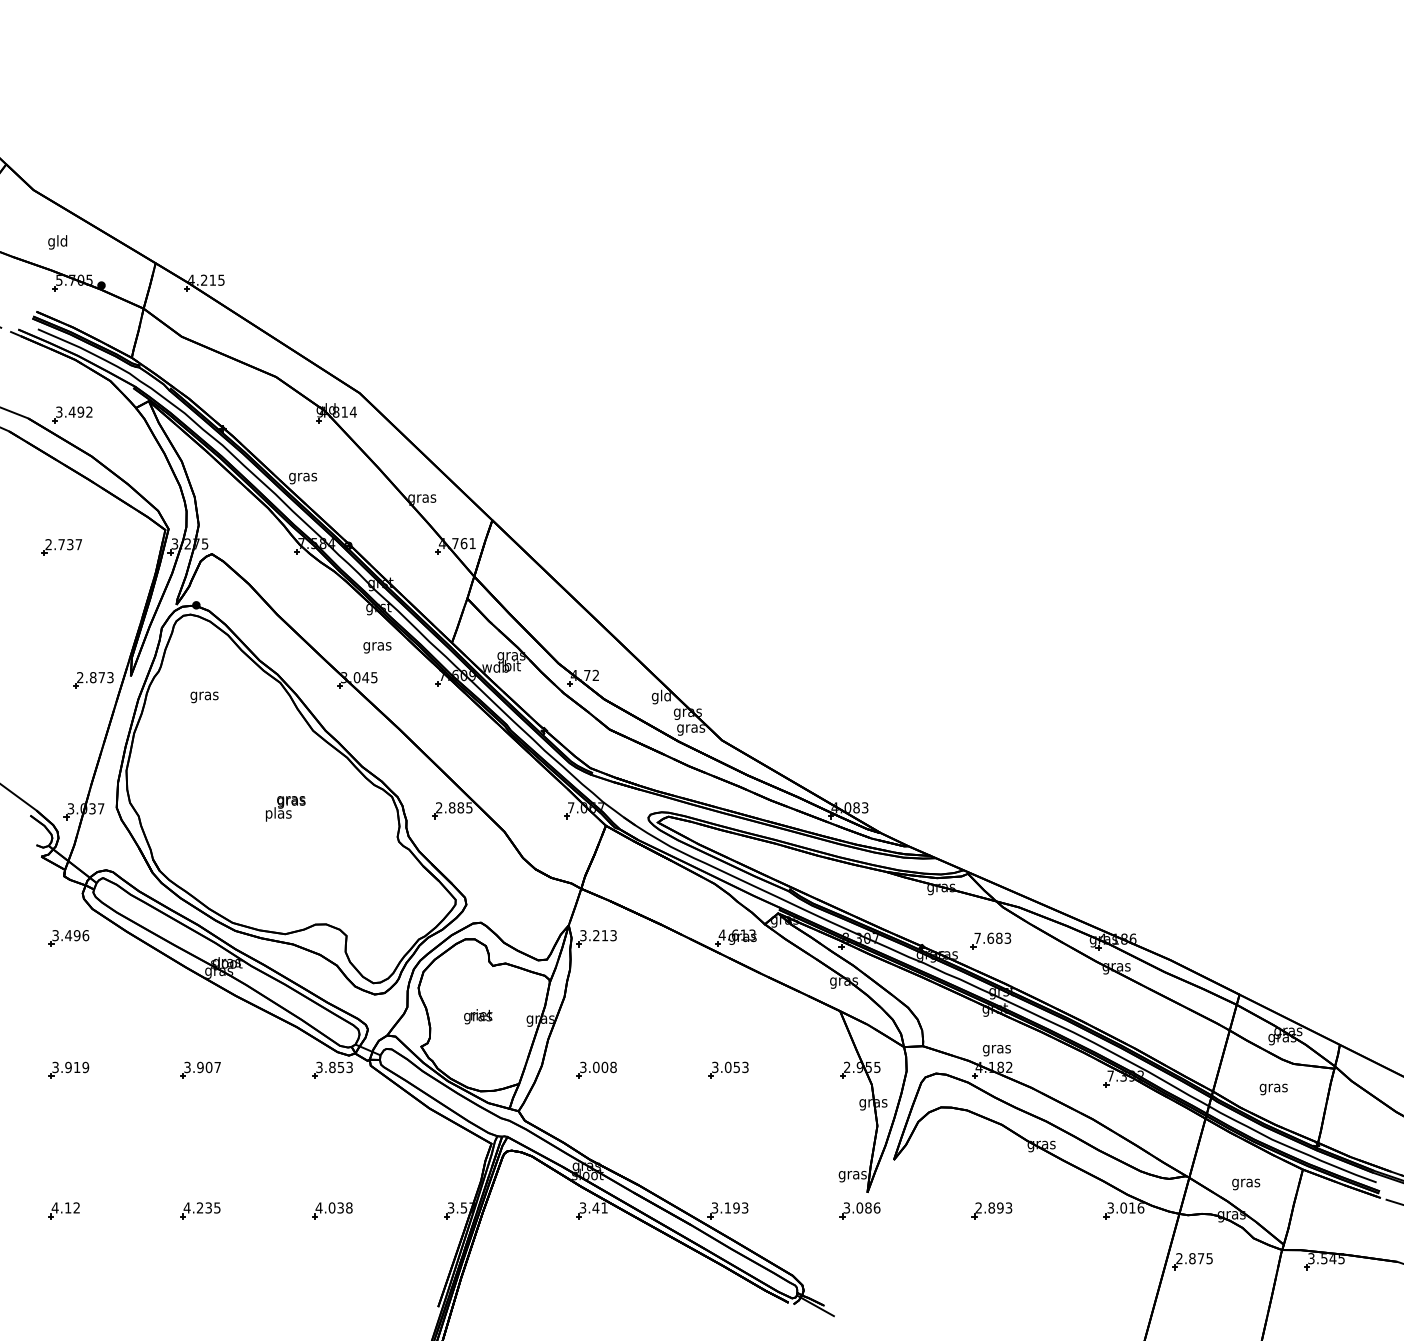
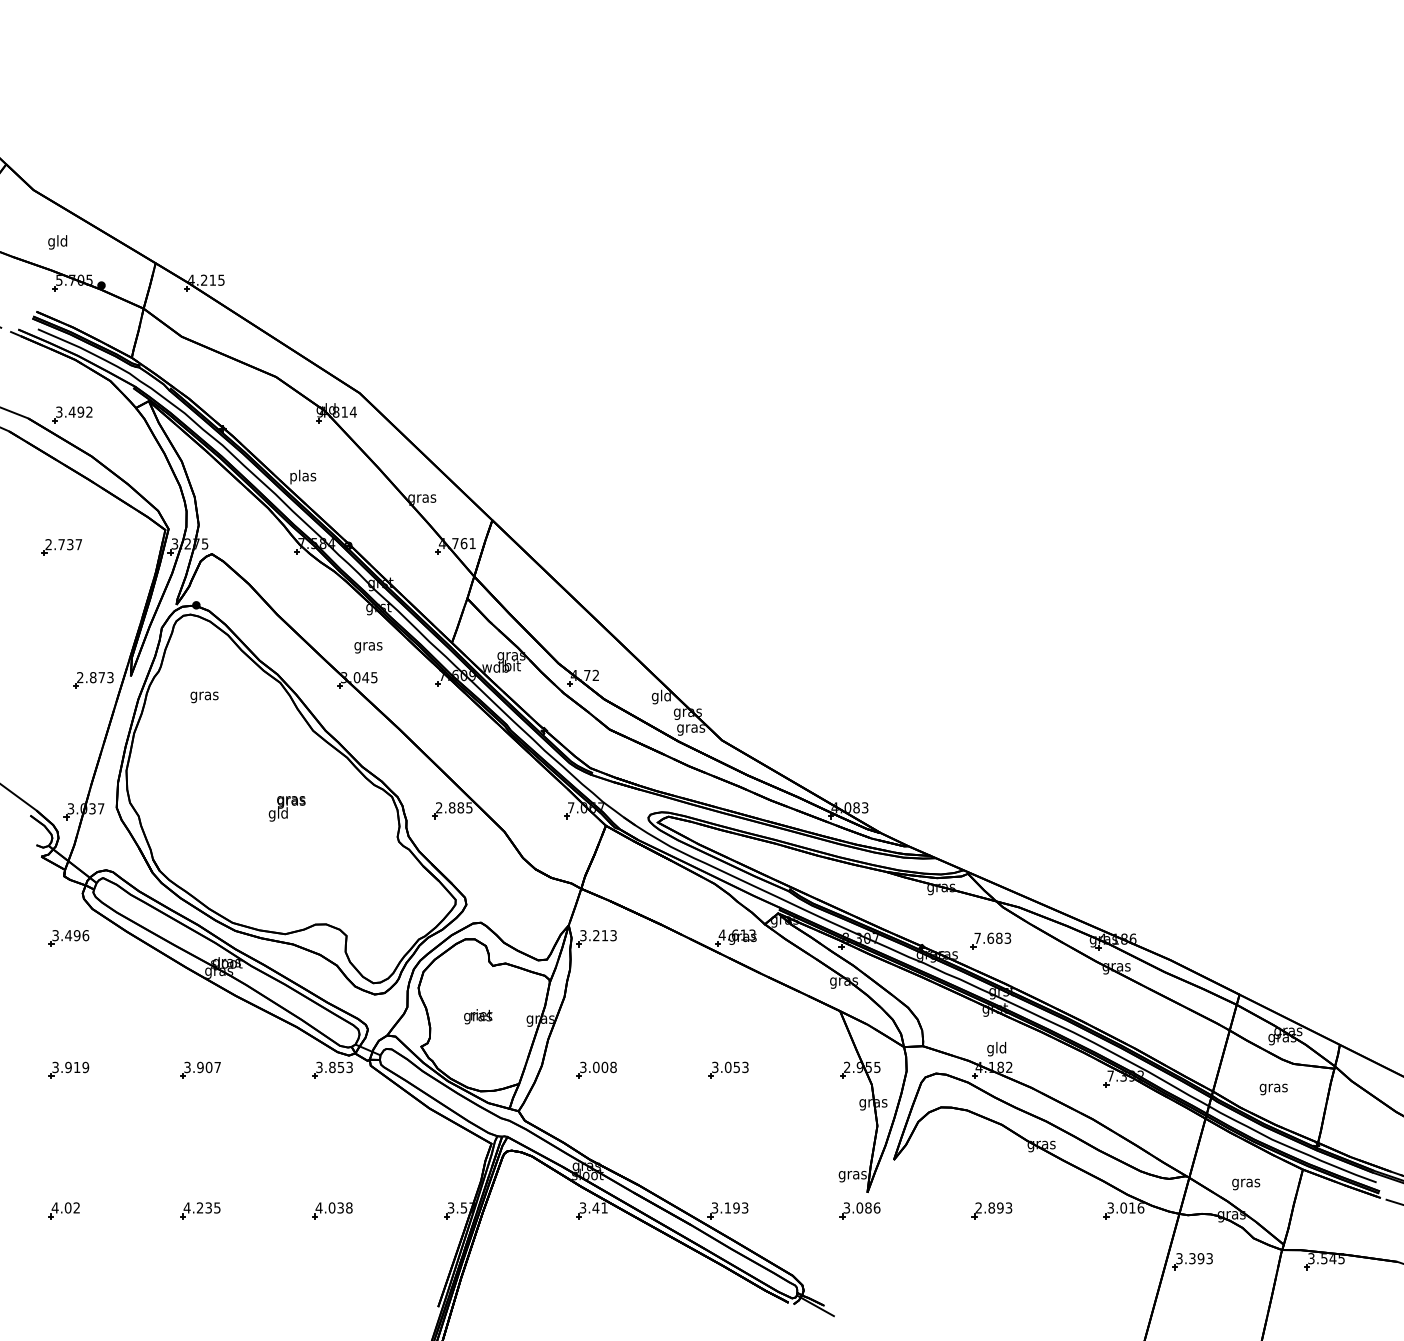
text: gras -> plas (303, 476)
text position: (377, 647) -> (368, 647) (368, 647)
text: plas -> gld (278, 814)
text: gras -> gld (996, 1048)
text: 4.12 -> 4.02 (67, 1207)
text: 2.875 -> 3.393 (1194, 1258)
